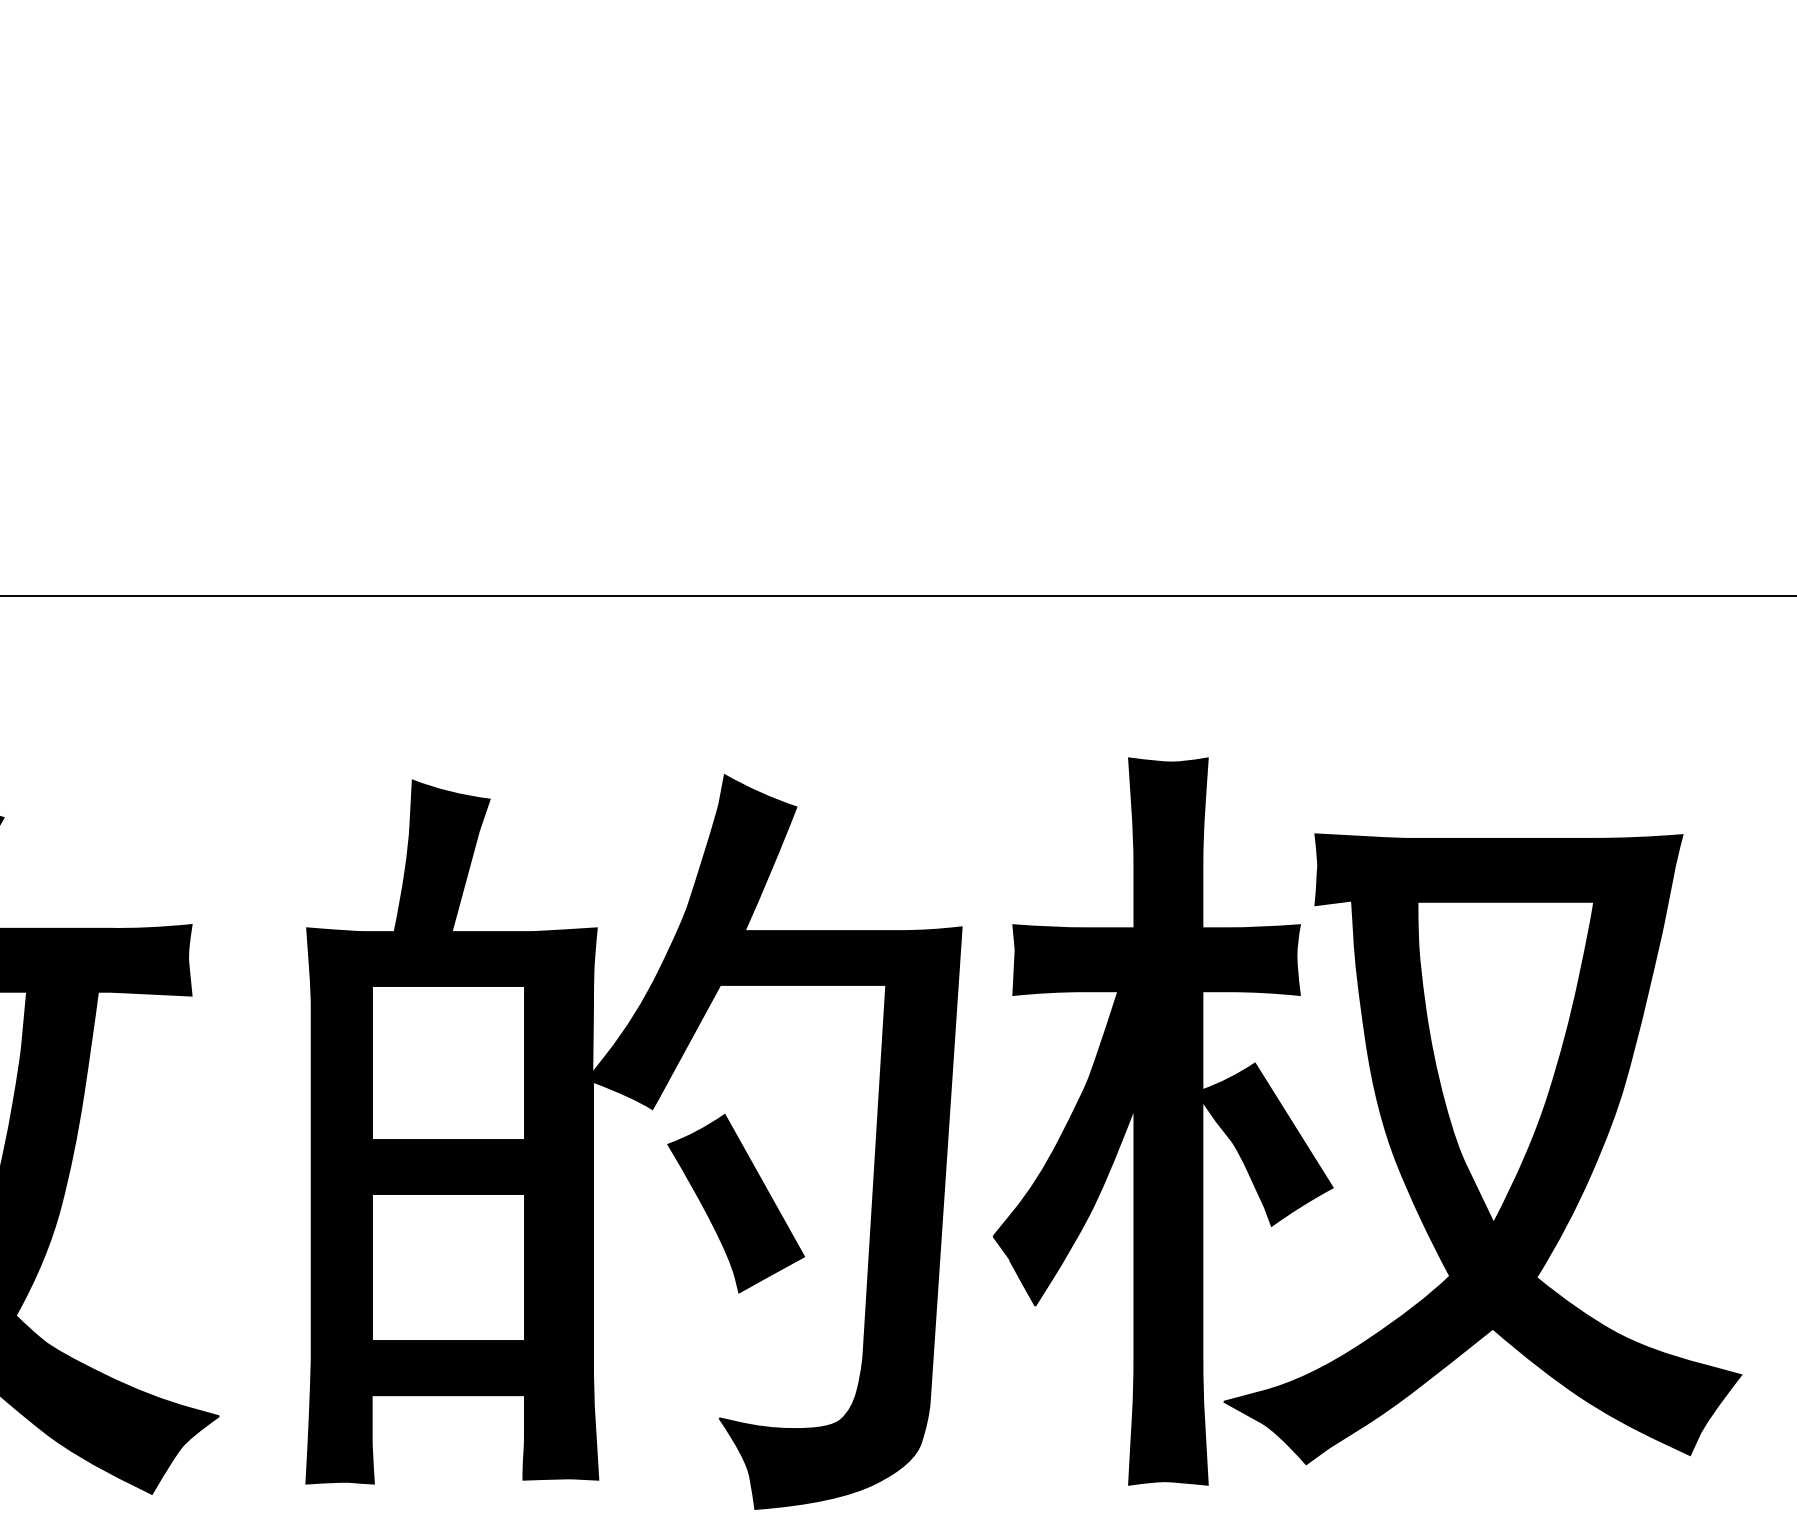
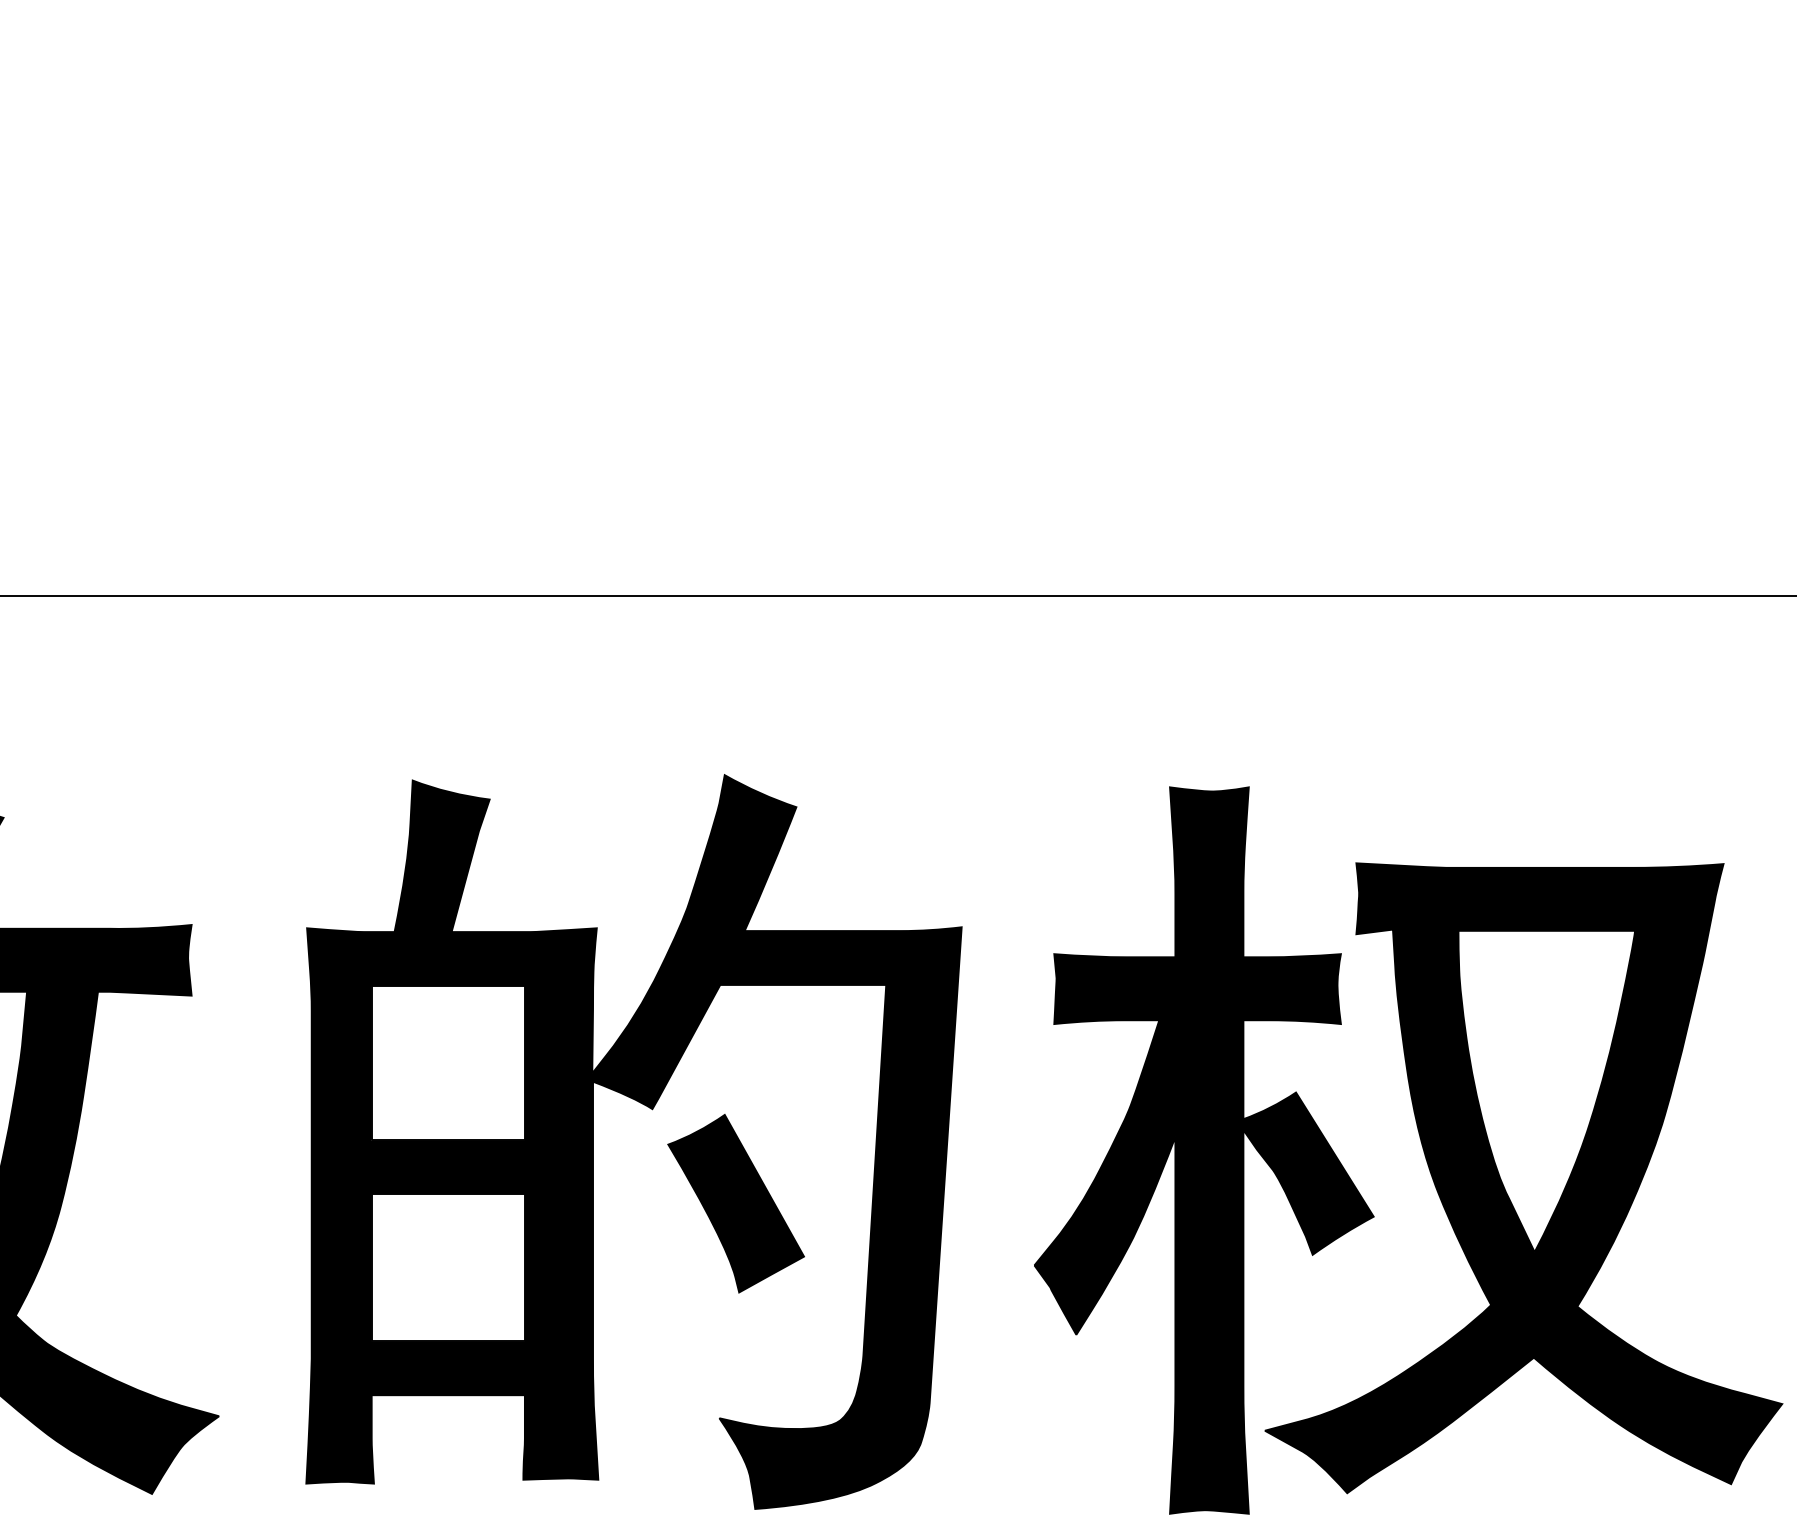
part position: (1380, 1116) -> (1421, 1145) (1421, 1145)
